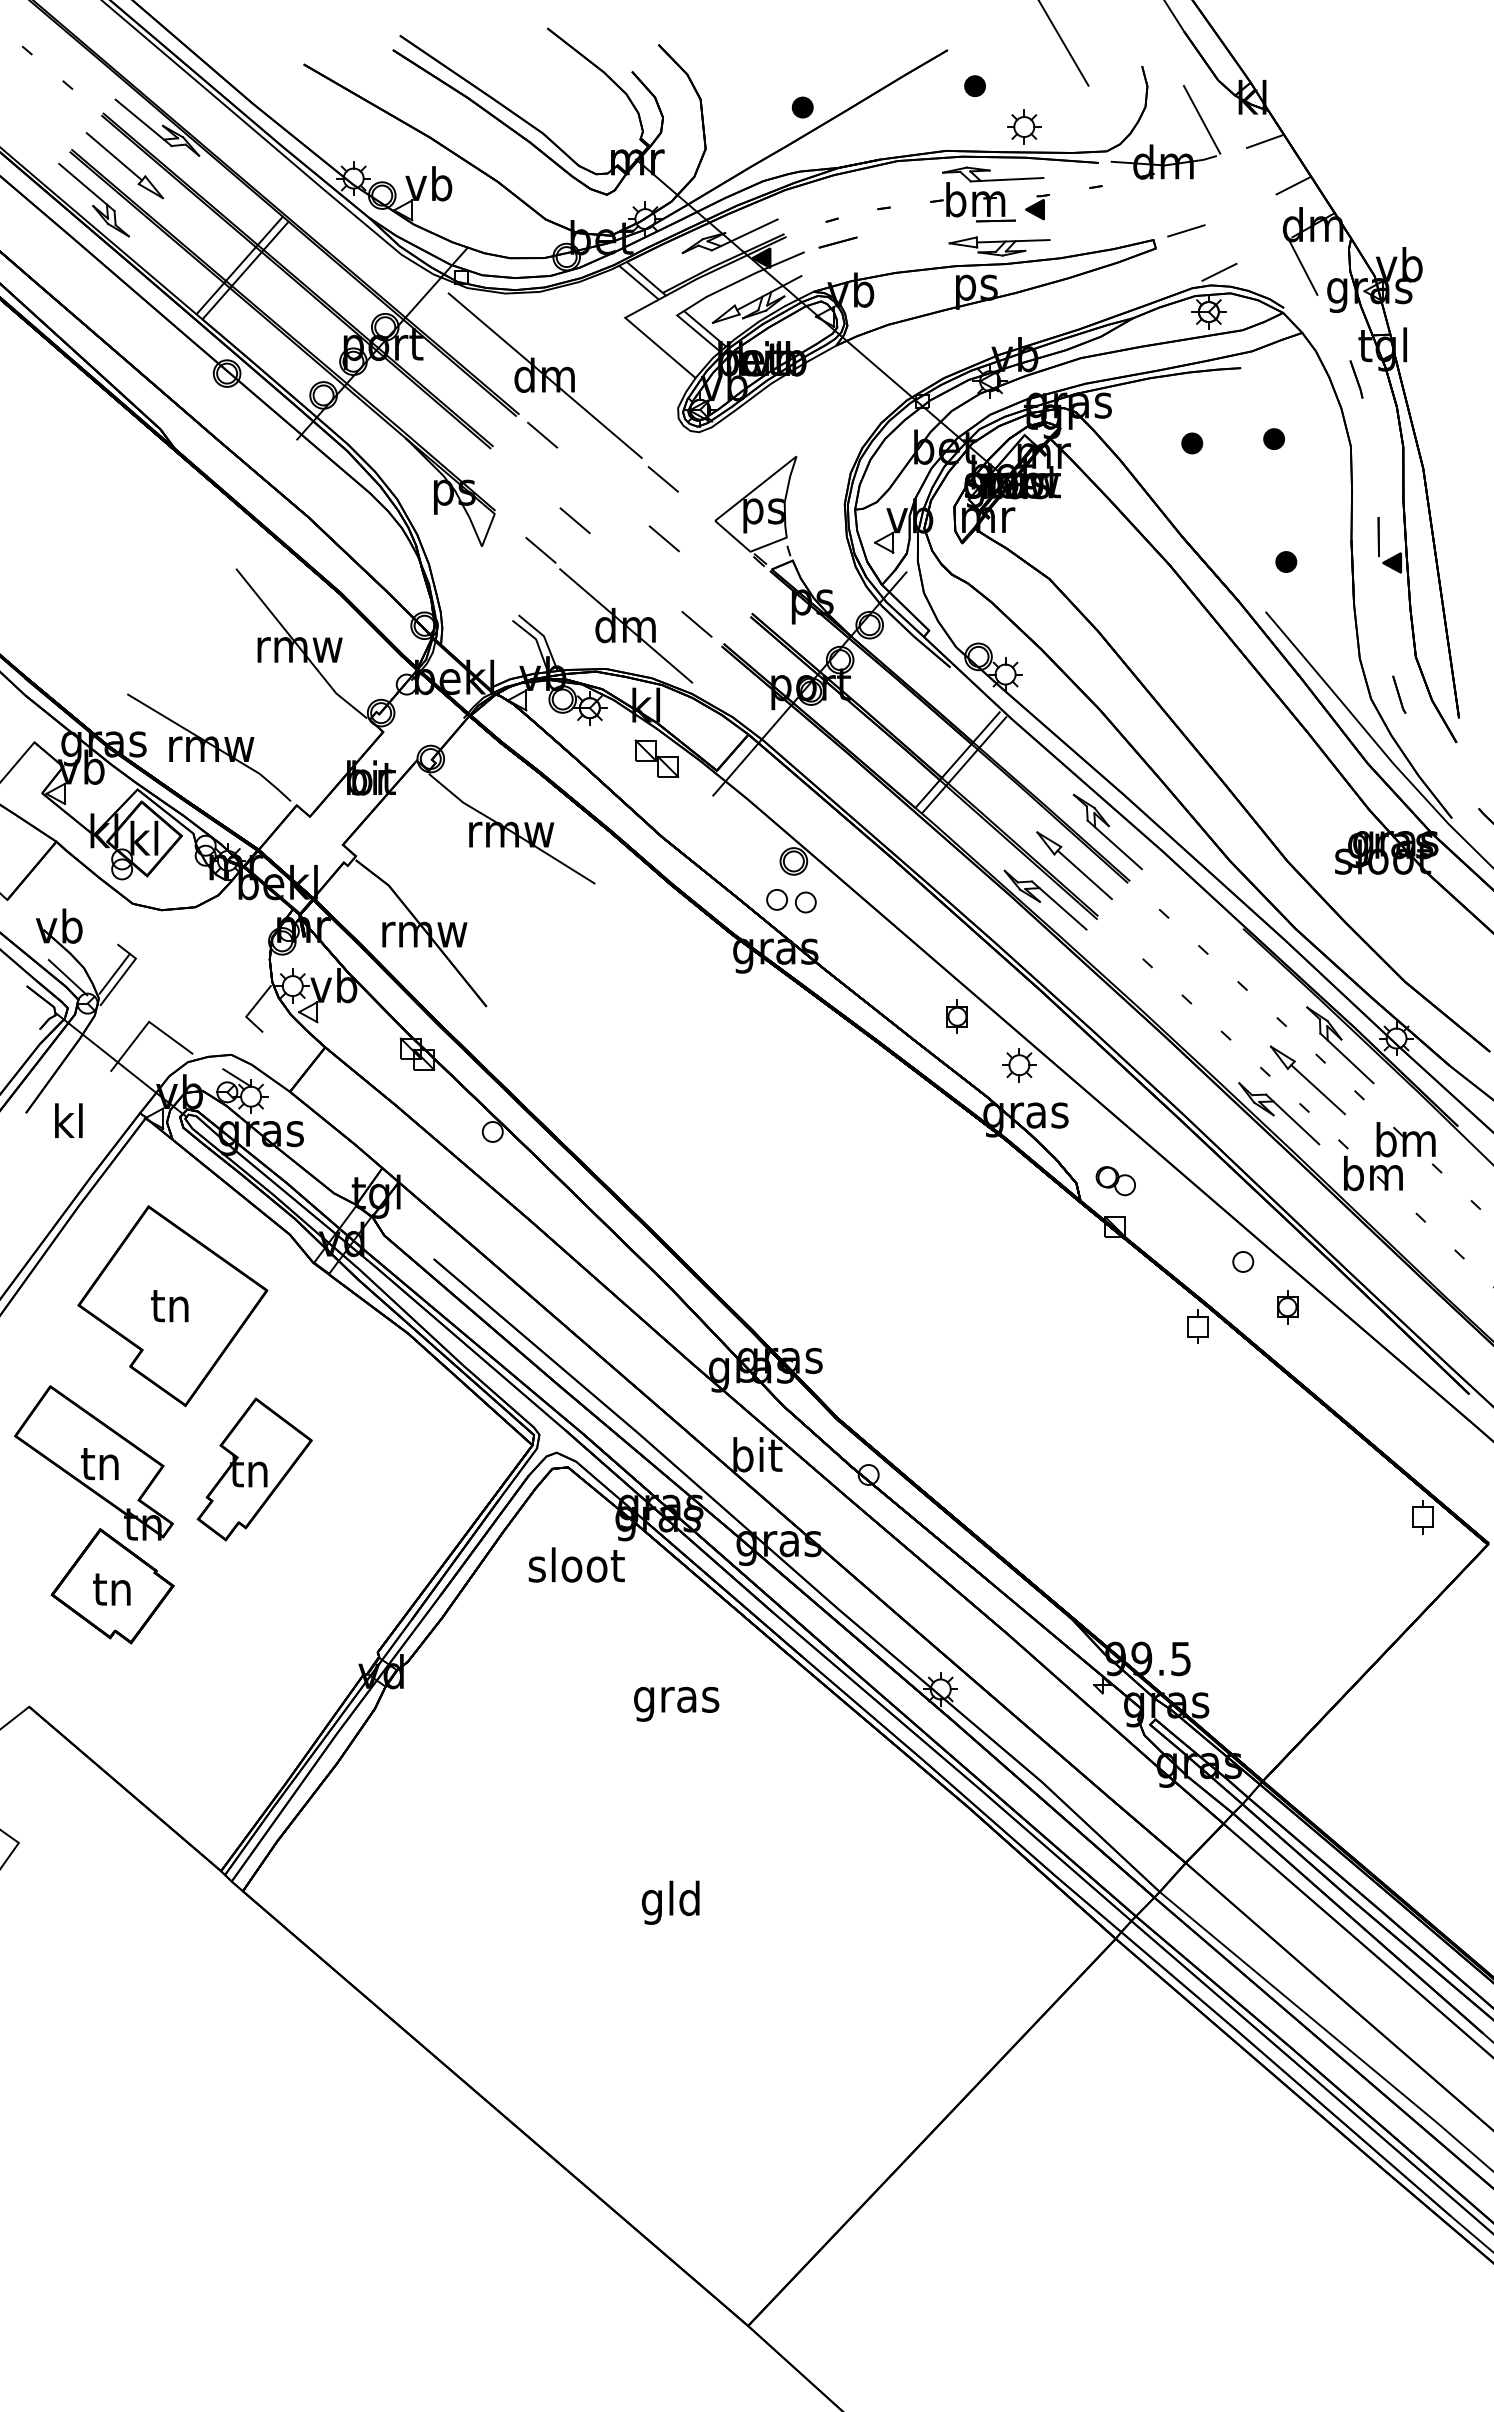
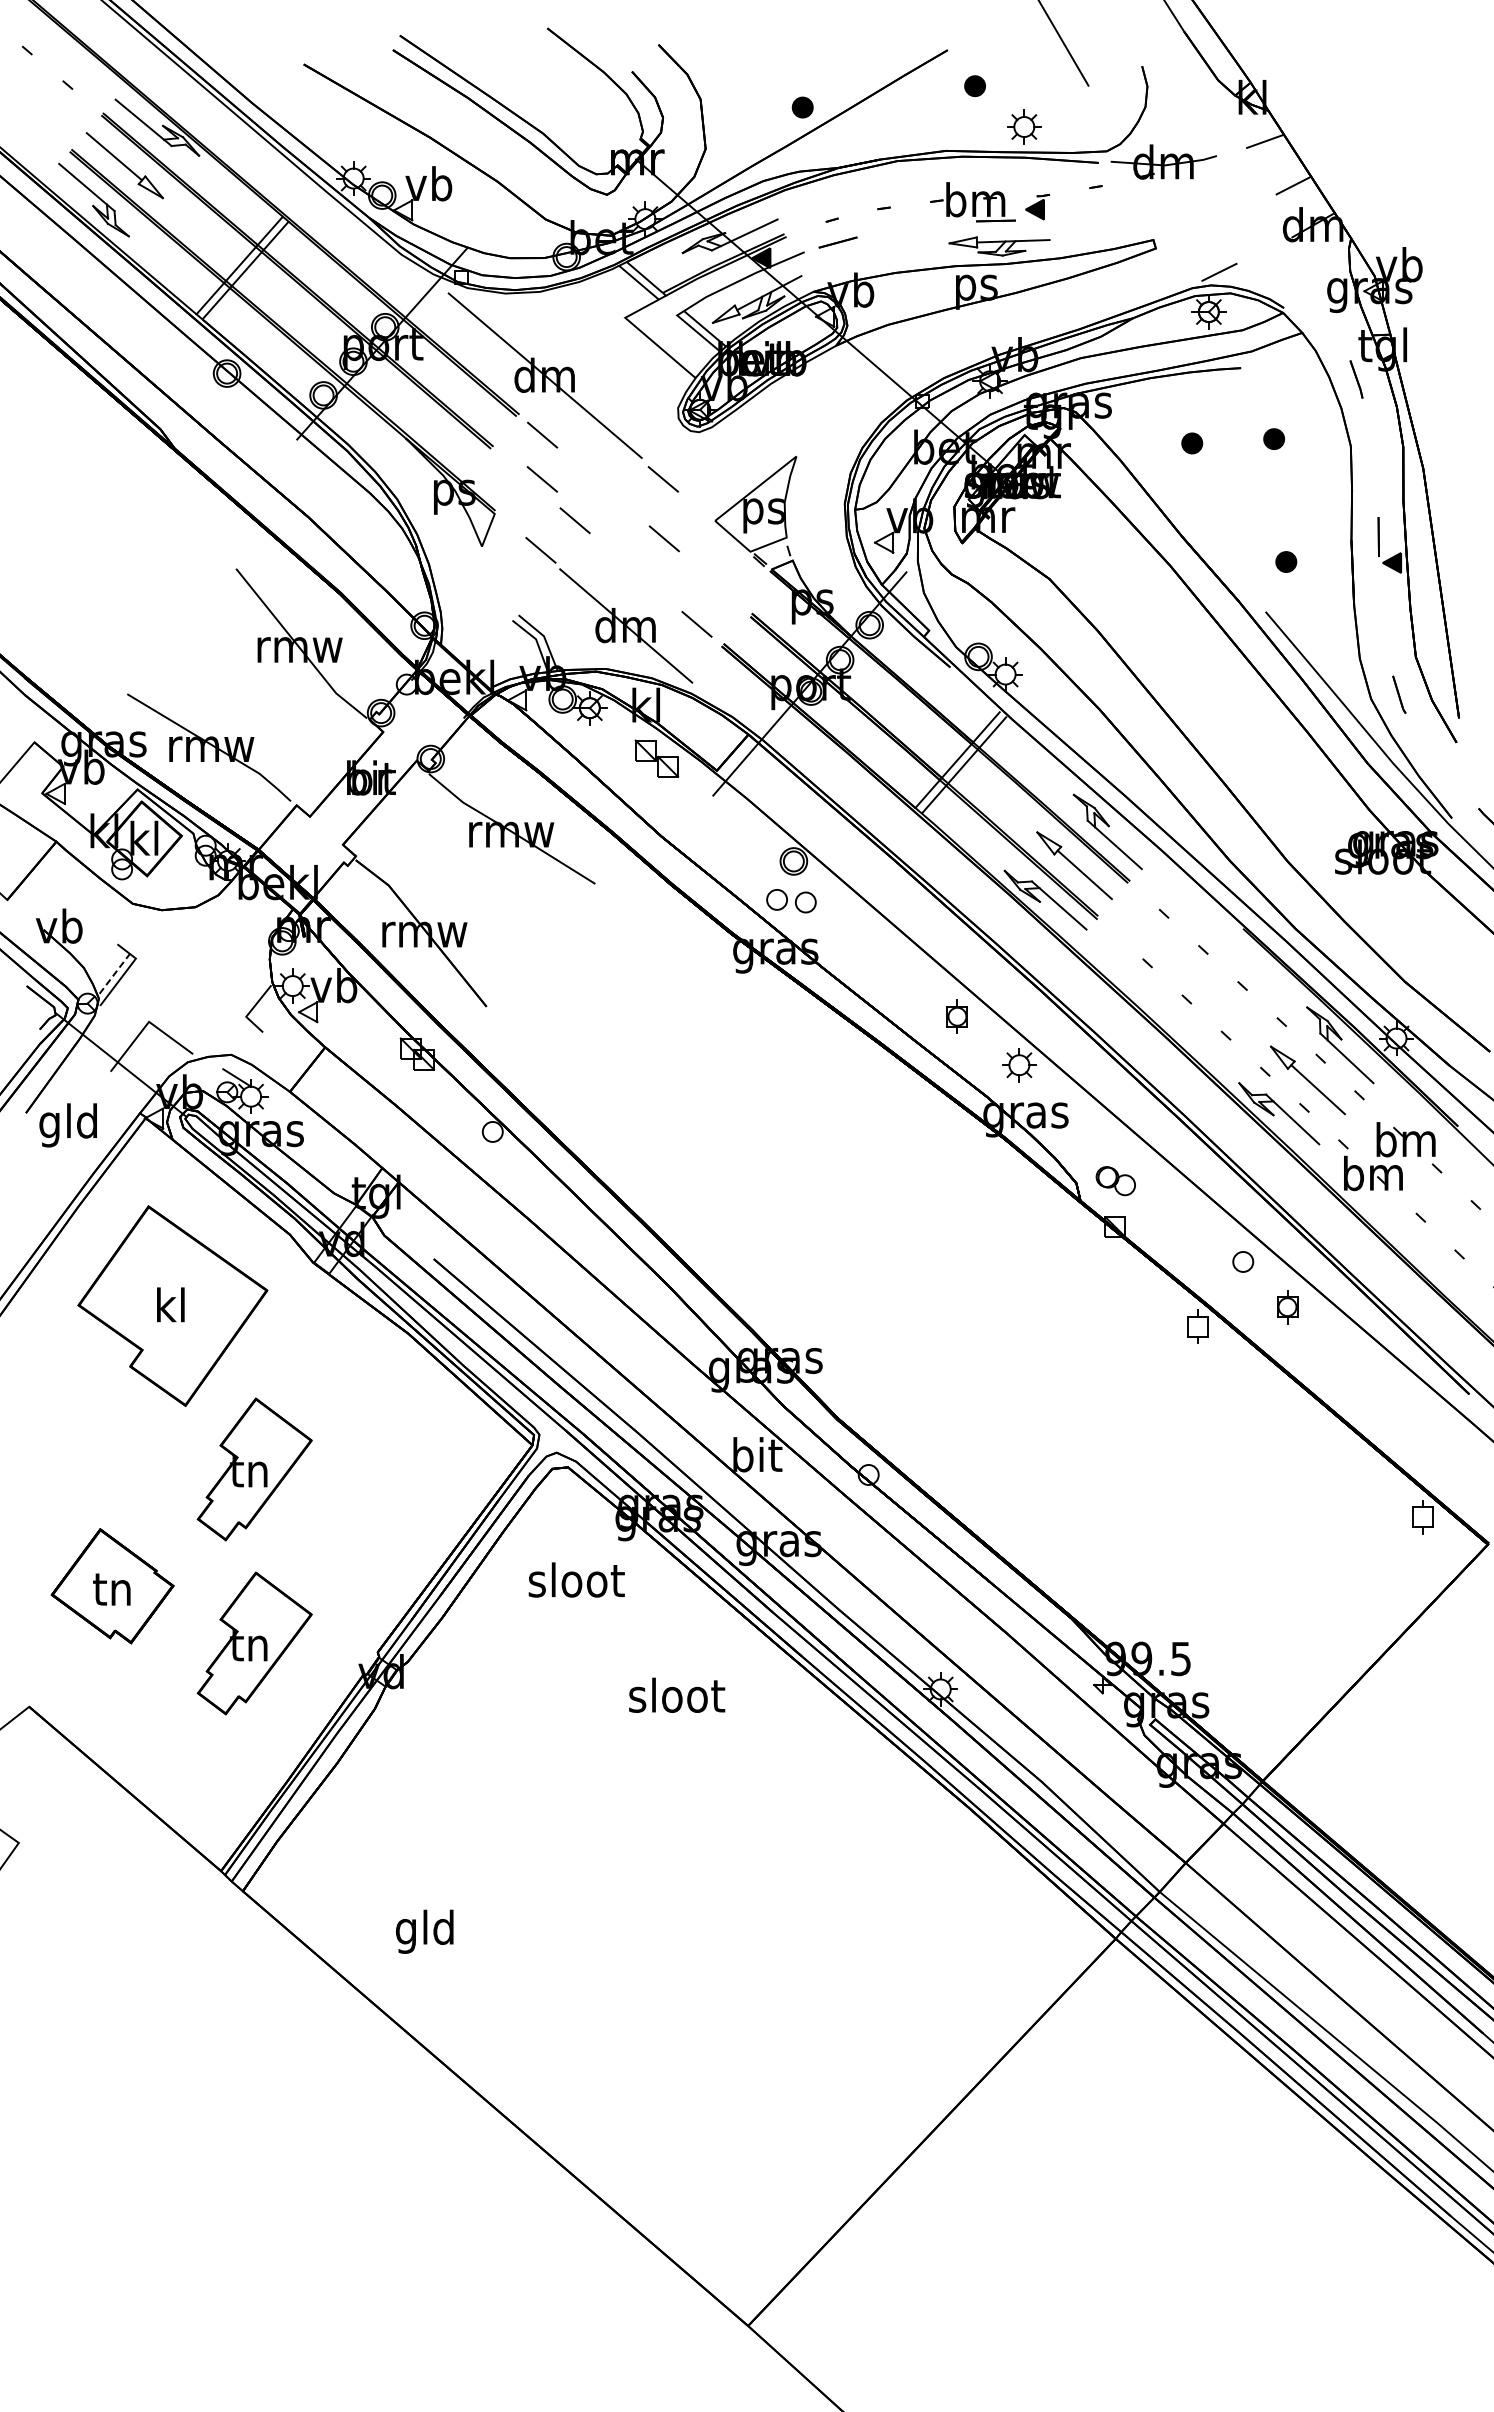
line: present -> none (1201, 119)
part: present -> none (993, 174)
line: present -> none (1186, 230)
line: present -> none (1303, 267)
line: none -> present (541, 479)
line: solid -> dashed (115, 973)
line: present -> none (67, 977)
text: kl -> gld (67, 1125)
text: tn -> kl (169, 1304)
part: present -> none (93, 1462)
text position: (576, 1564) -> (576, 1579) (576, 1579)
part: none -> present (254, 1643)
text: gras -> sloot (677, 1699)
text position: (670, 1902) -> (424, 1931) (424, 1931)
